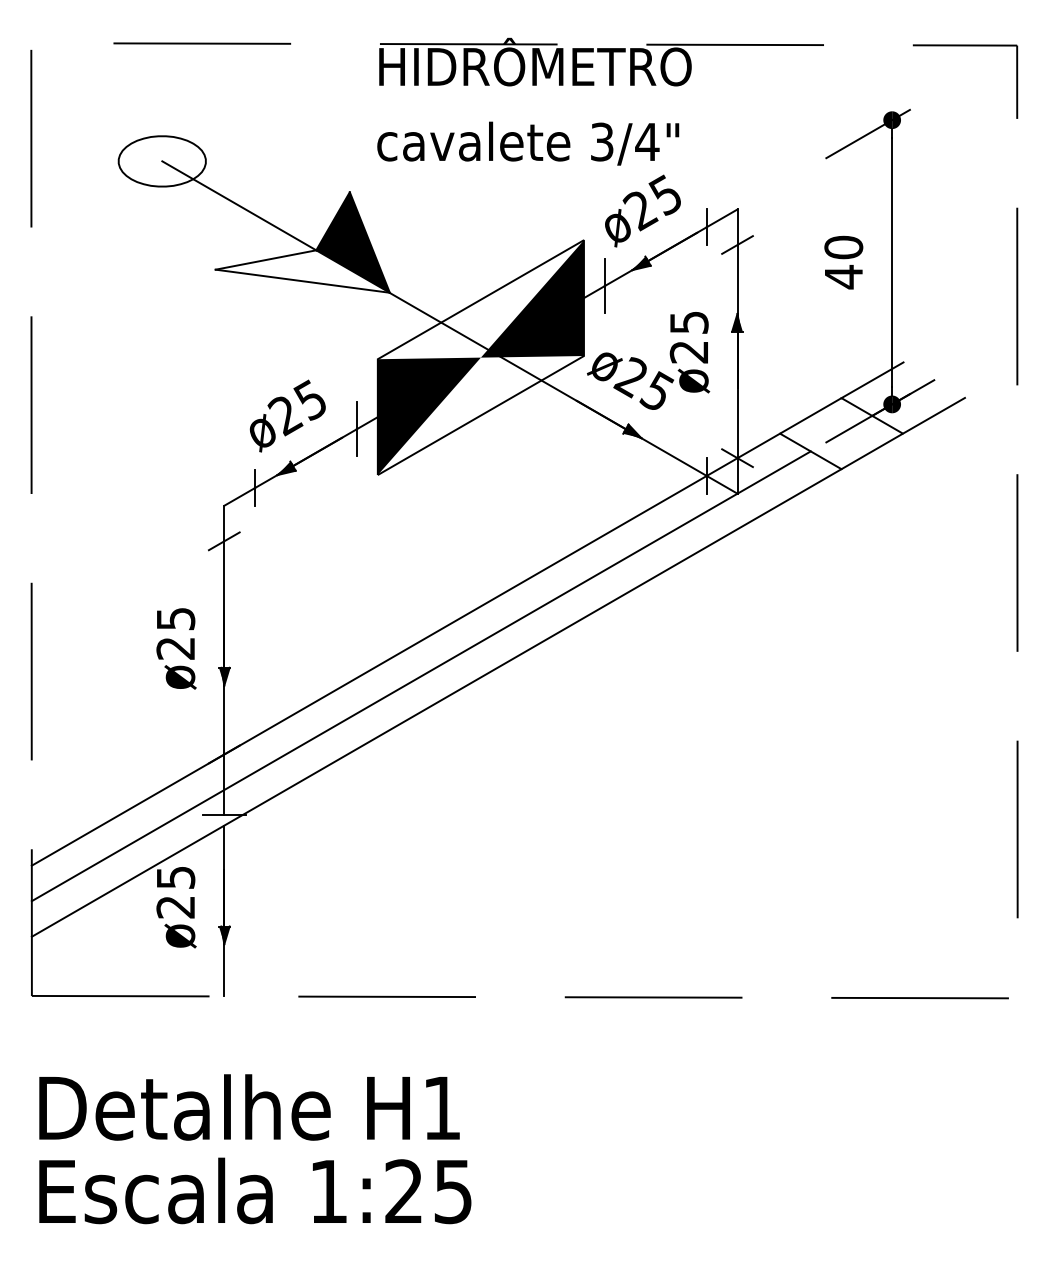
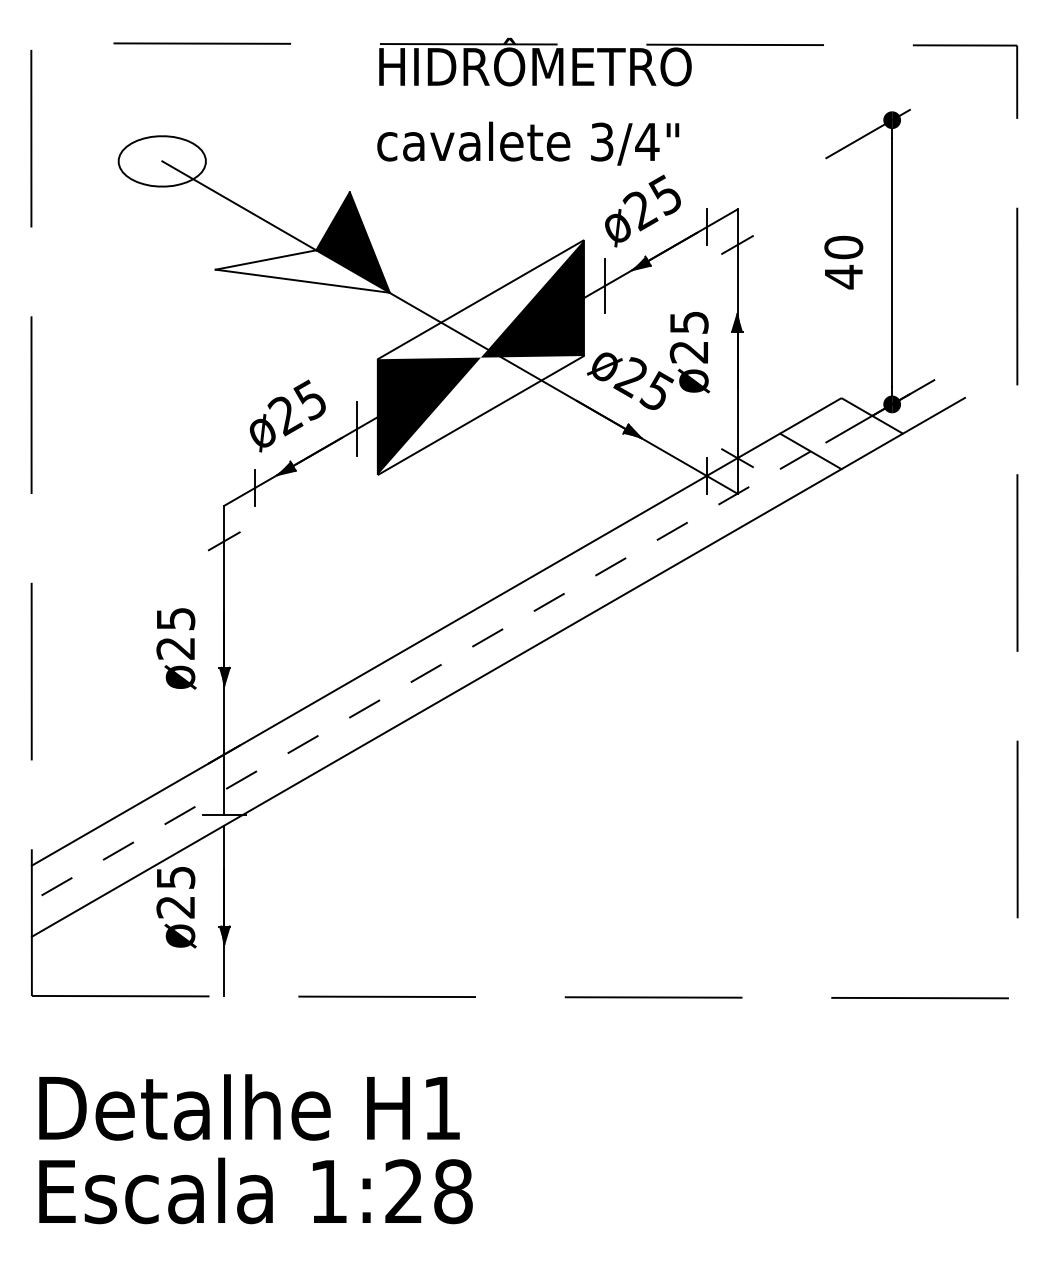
line: present -> none (872, 380)
line: solid -> dashed (421, 676)
text: 1:25 -> 1:28 (453, 1191)
